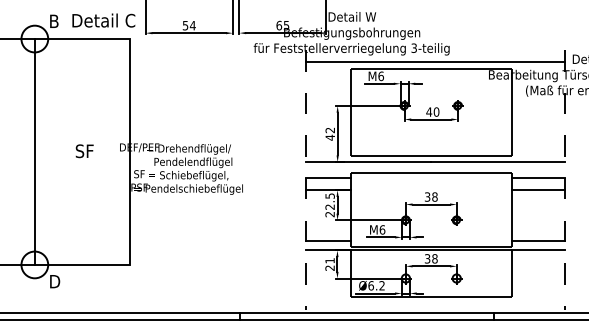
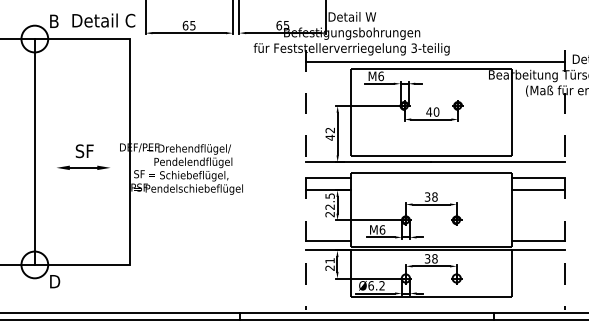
text: 54 -> 65 (188, 25)
part: none -> present (83, 167)
